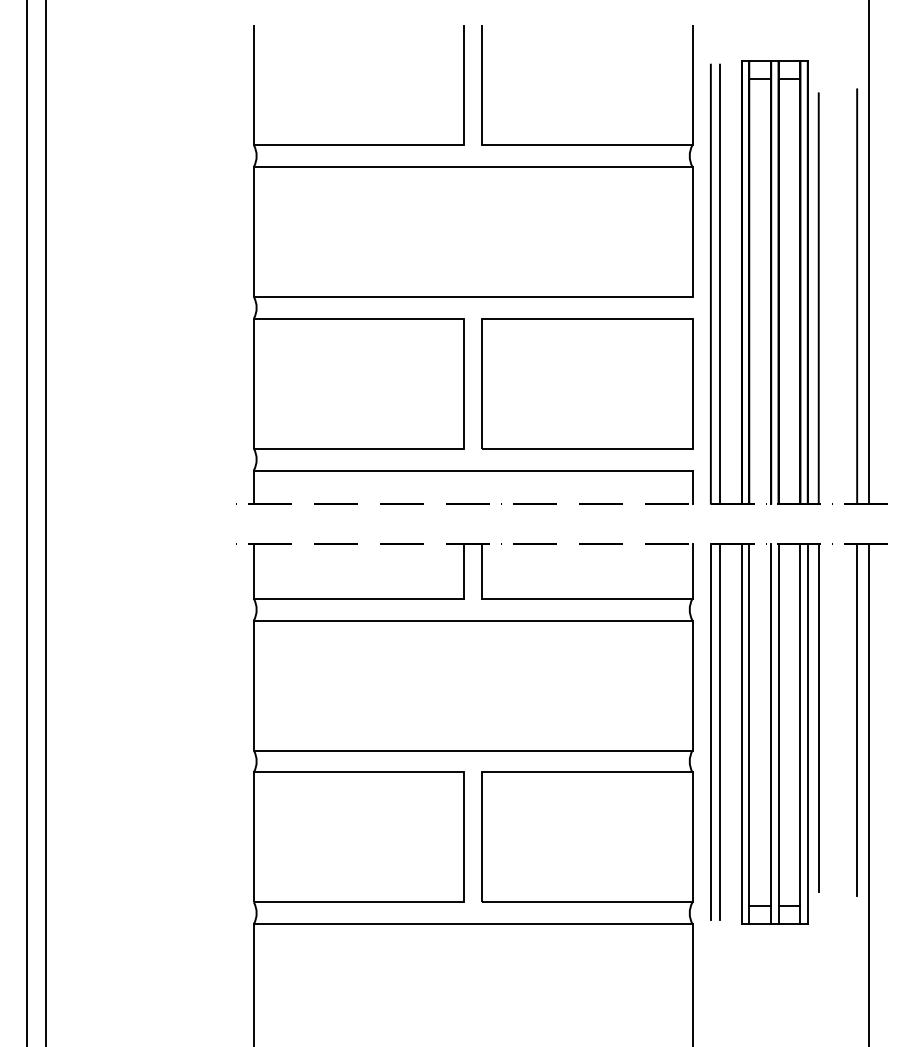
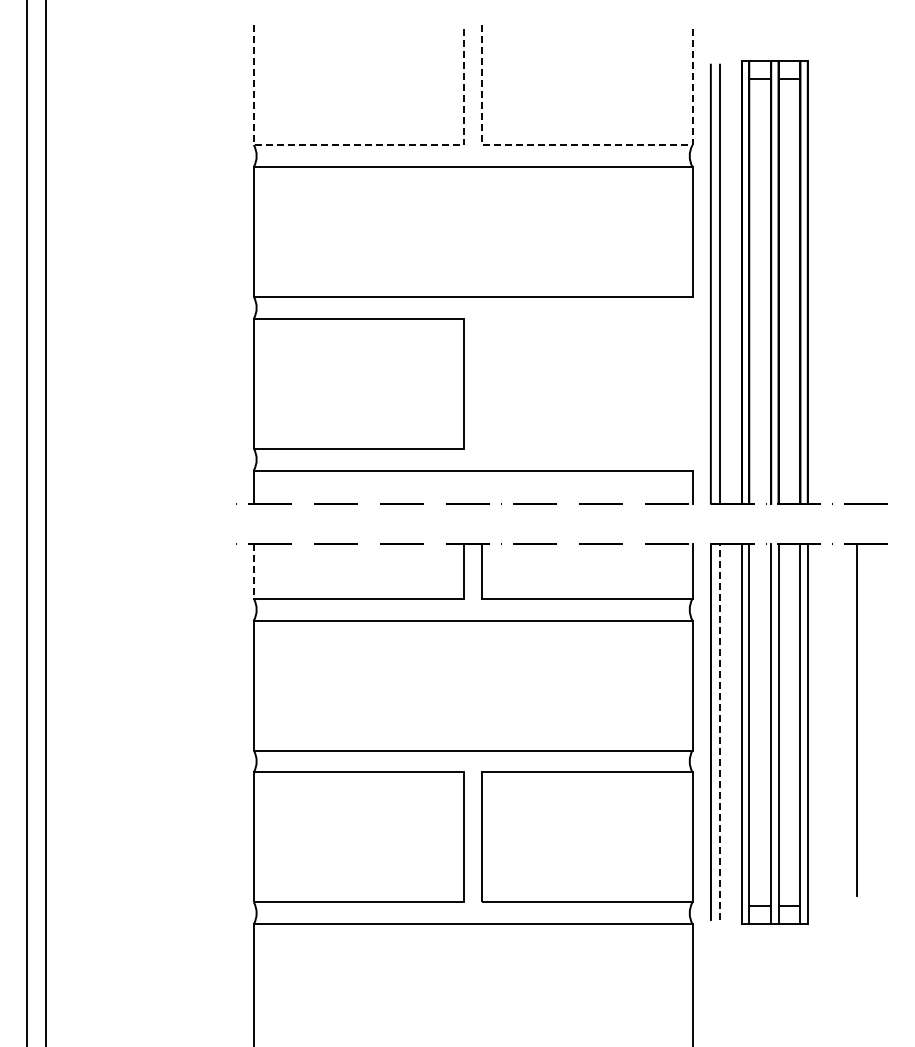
line: solid -> dashed (359, 145)
line: solid -> dashed (587, 145)
line: present -> none (869, 252)
line: present -> none (857, 296)
line: present -> none (818, 298)
part: present -> none (587, 383)
line: solid -> dashed (253, 571)
line: present -> none (818, 717)
line: solid -> dashed (720, 731)
line: present -> none (869, 793)
